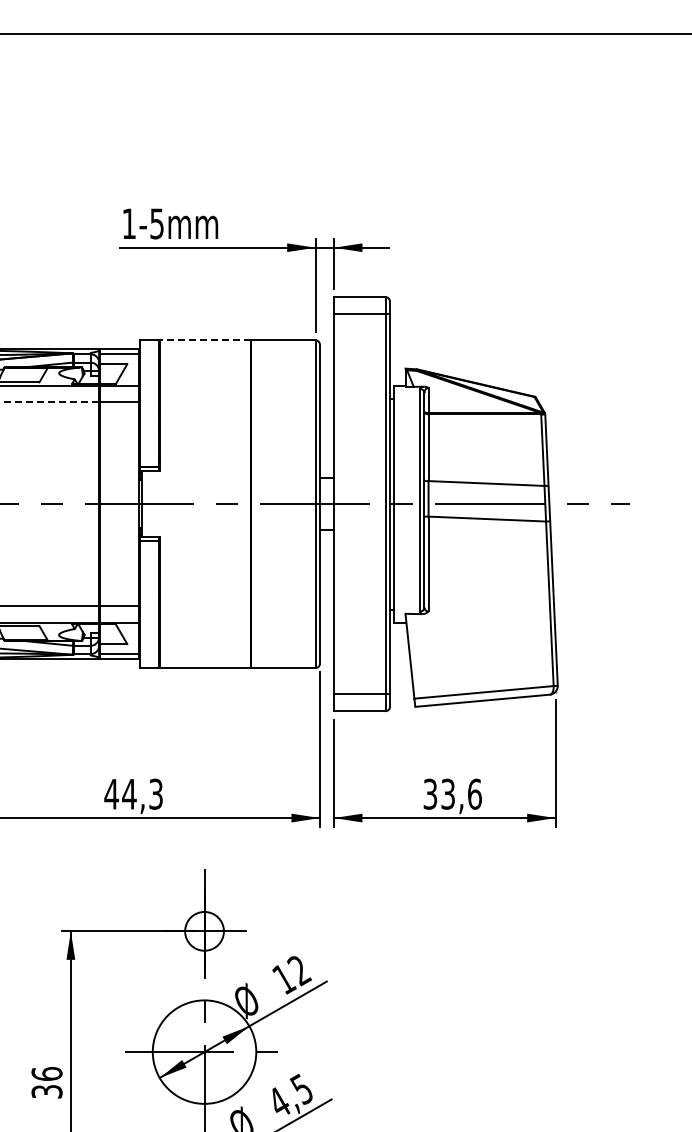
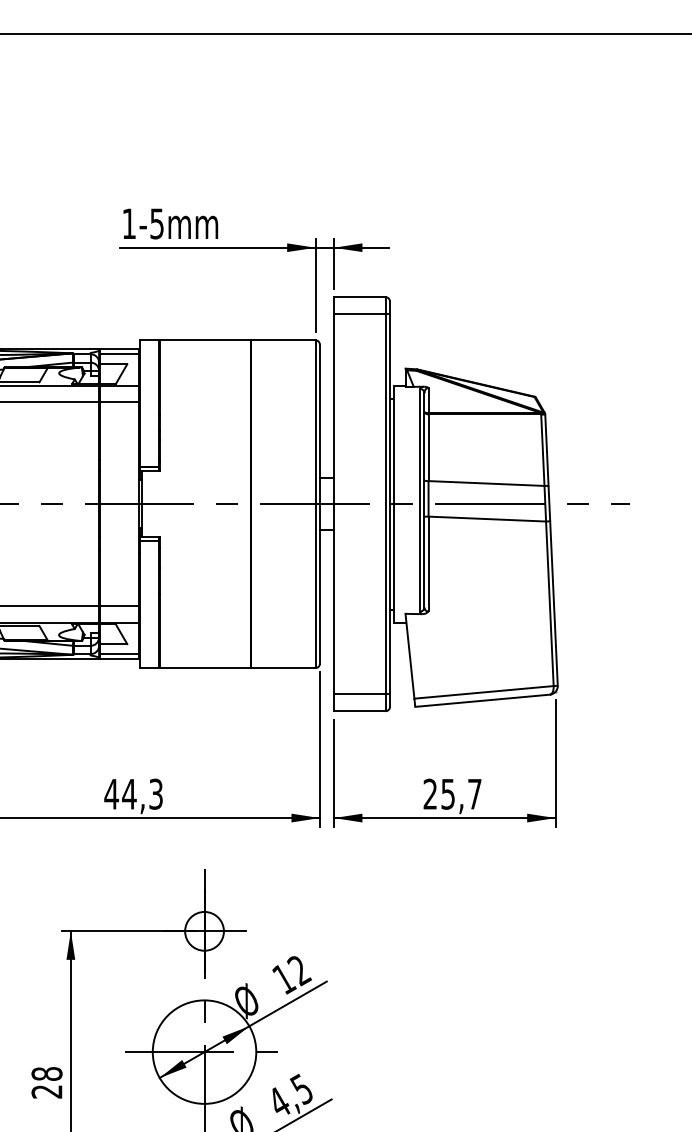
line: dashed -> solid (205, 340)
line: dashed -> solid (49, 402)
text: 33,6 -> 25,7 (452, 793)
text: 36 -> 28 (46, 1082)
